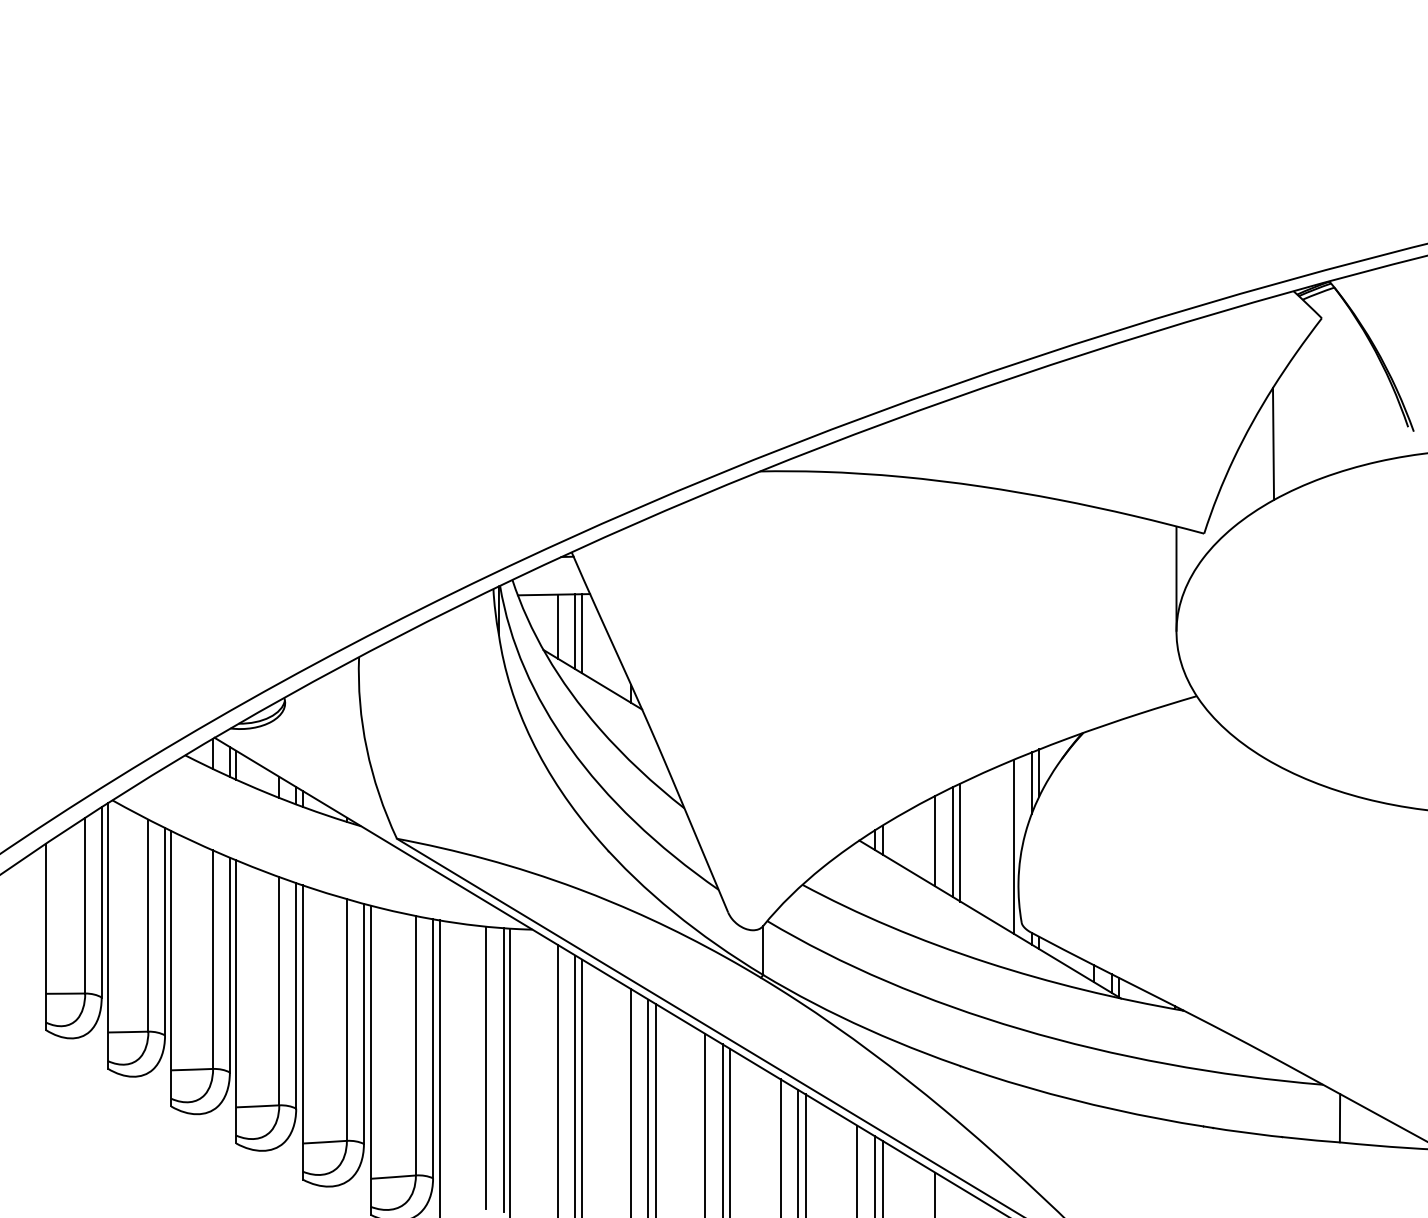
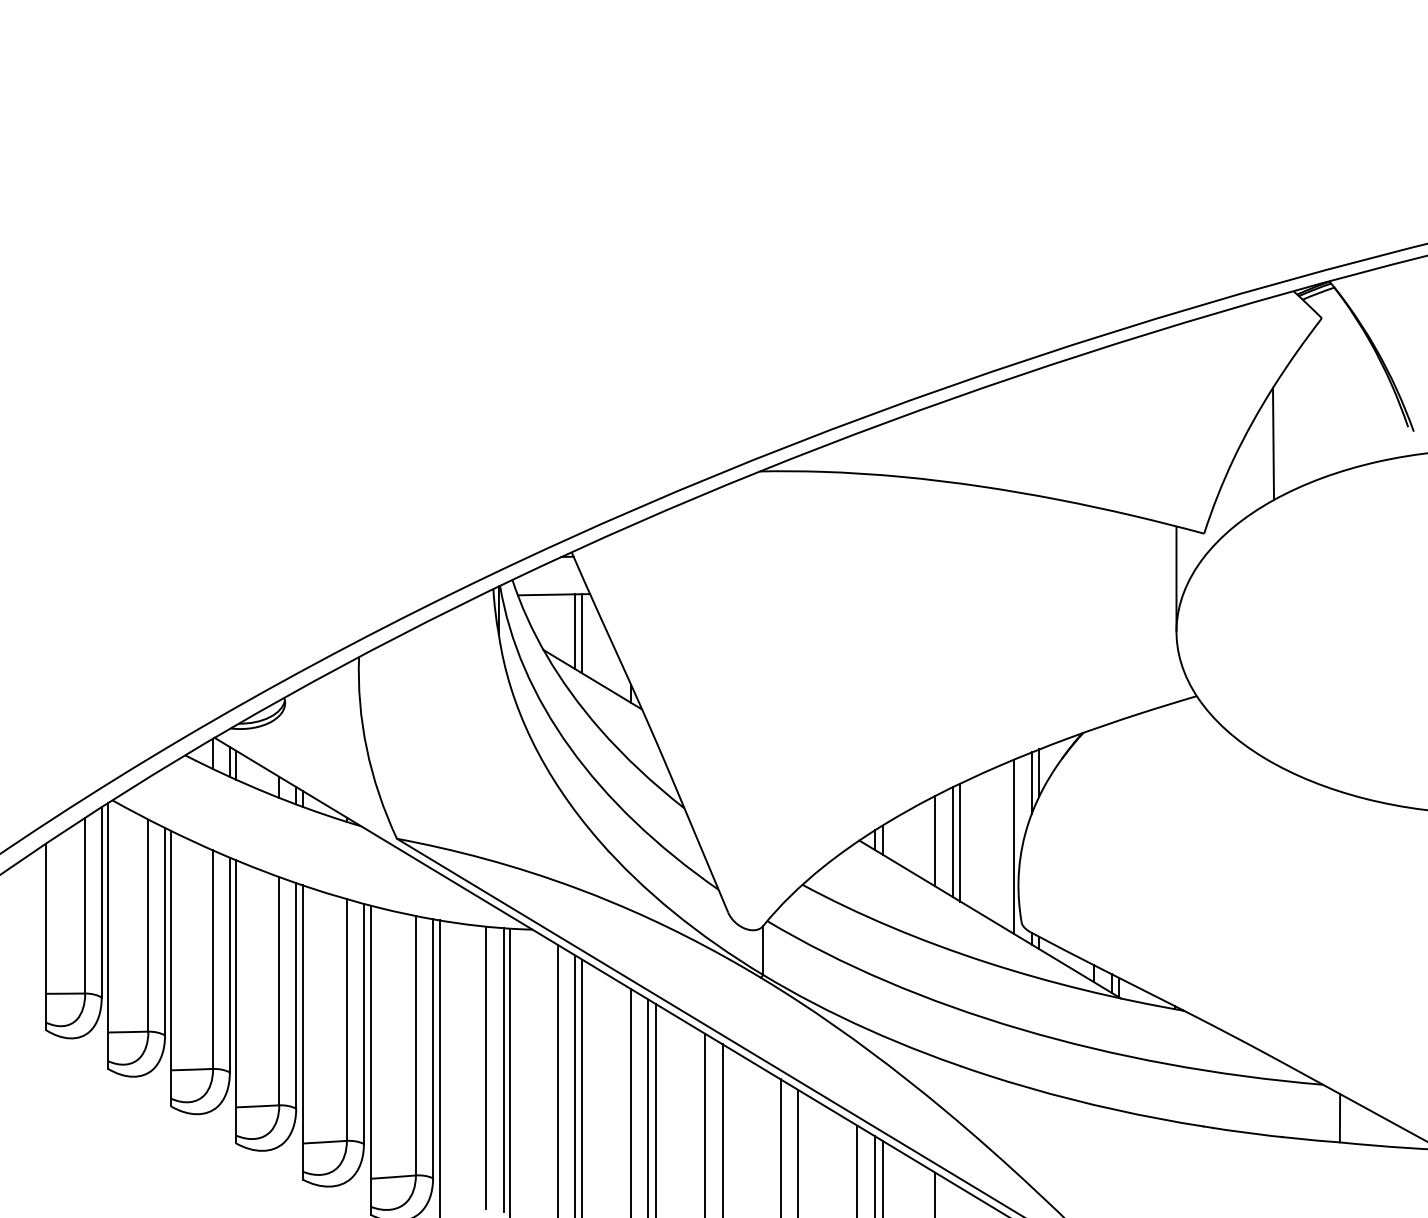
line: present -> none (558, 626)
line: present -> none (730, 1131)
line: present -> none (805, 1154)
